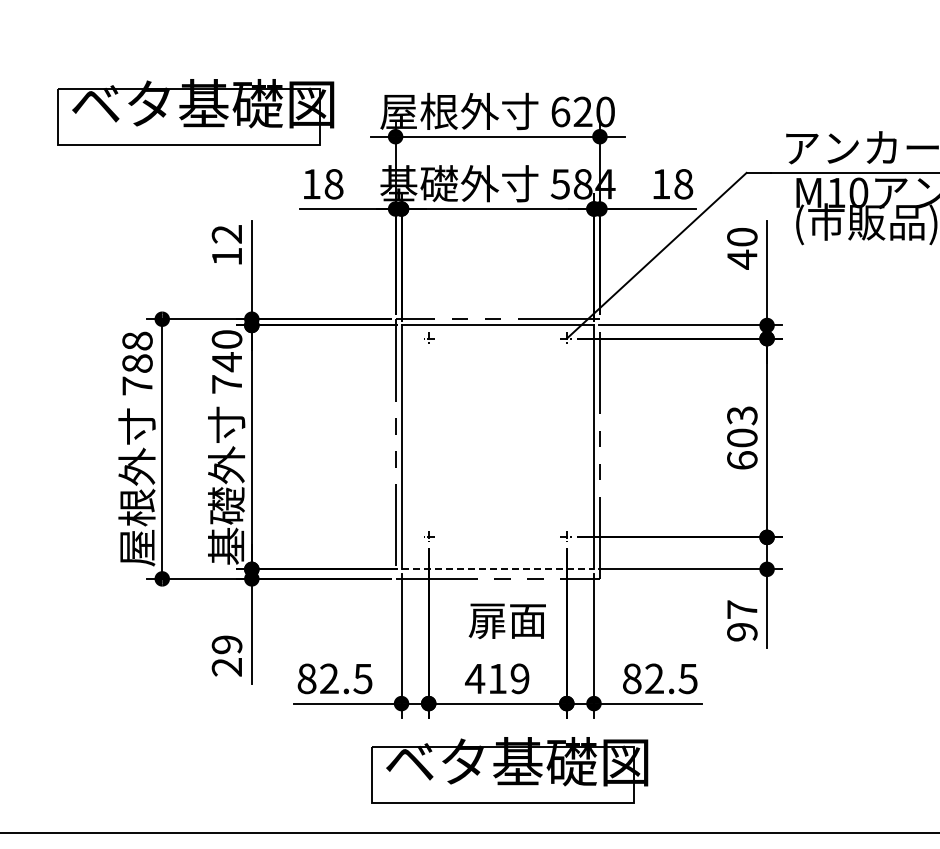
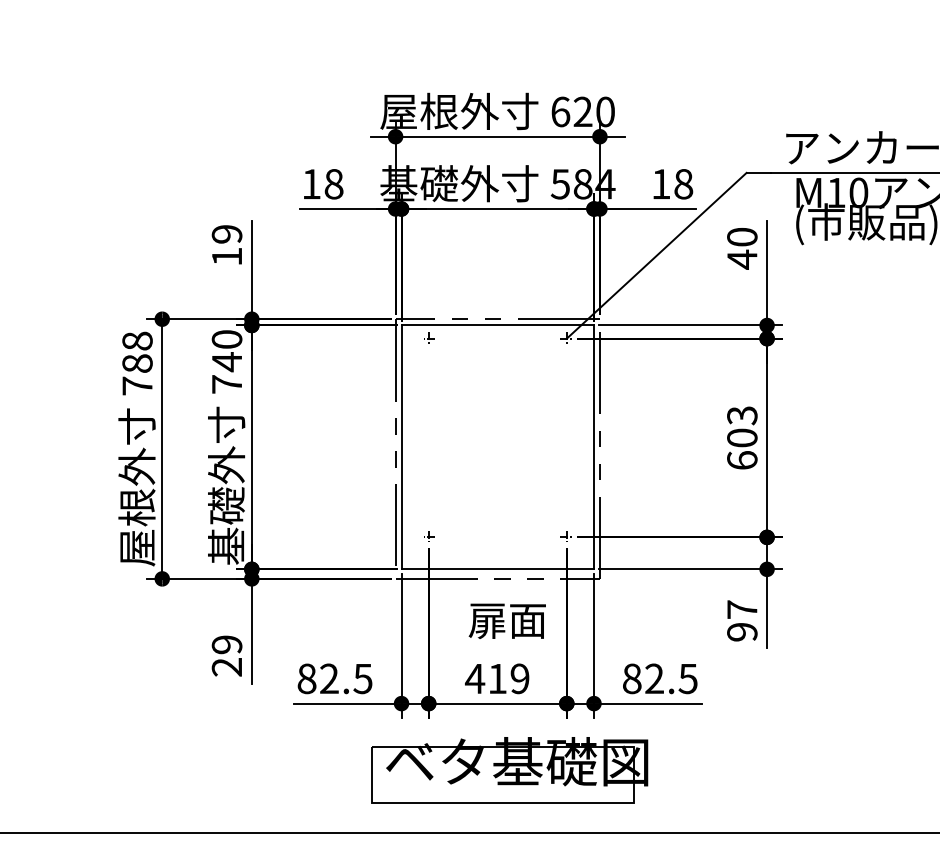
part: present -> none (195, 112)
text: 12 -> 19 (227, 234)
line: dashed -> solid (498, 569)
